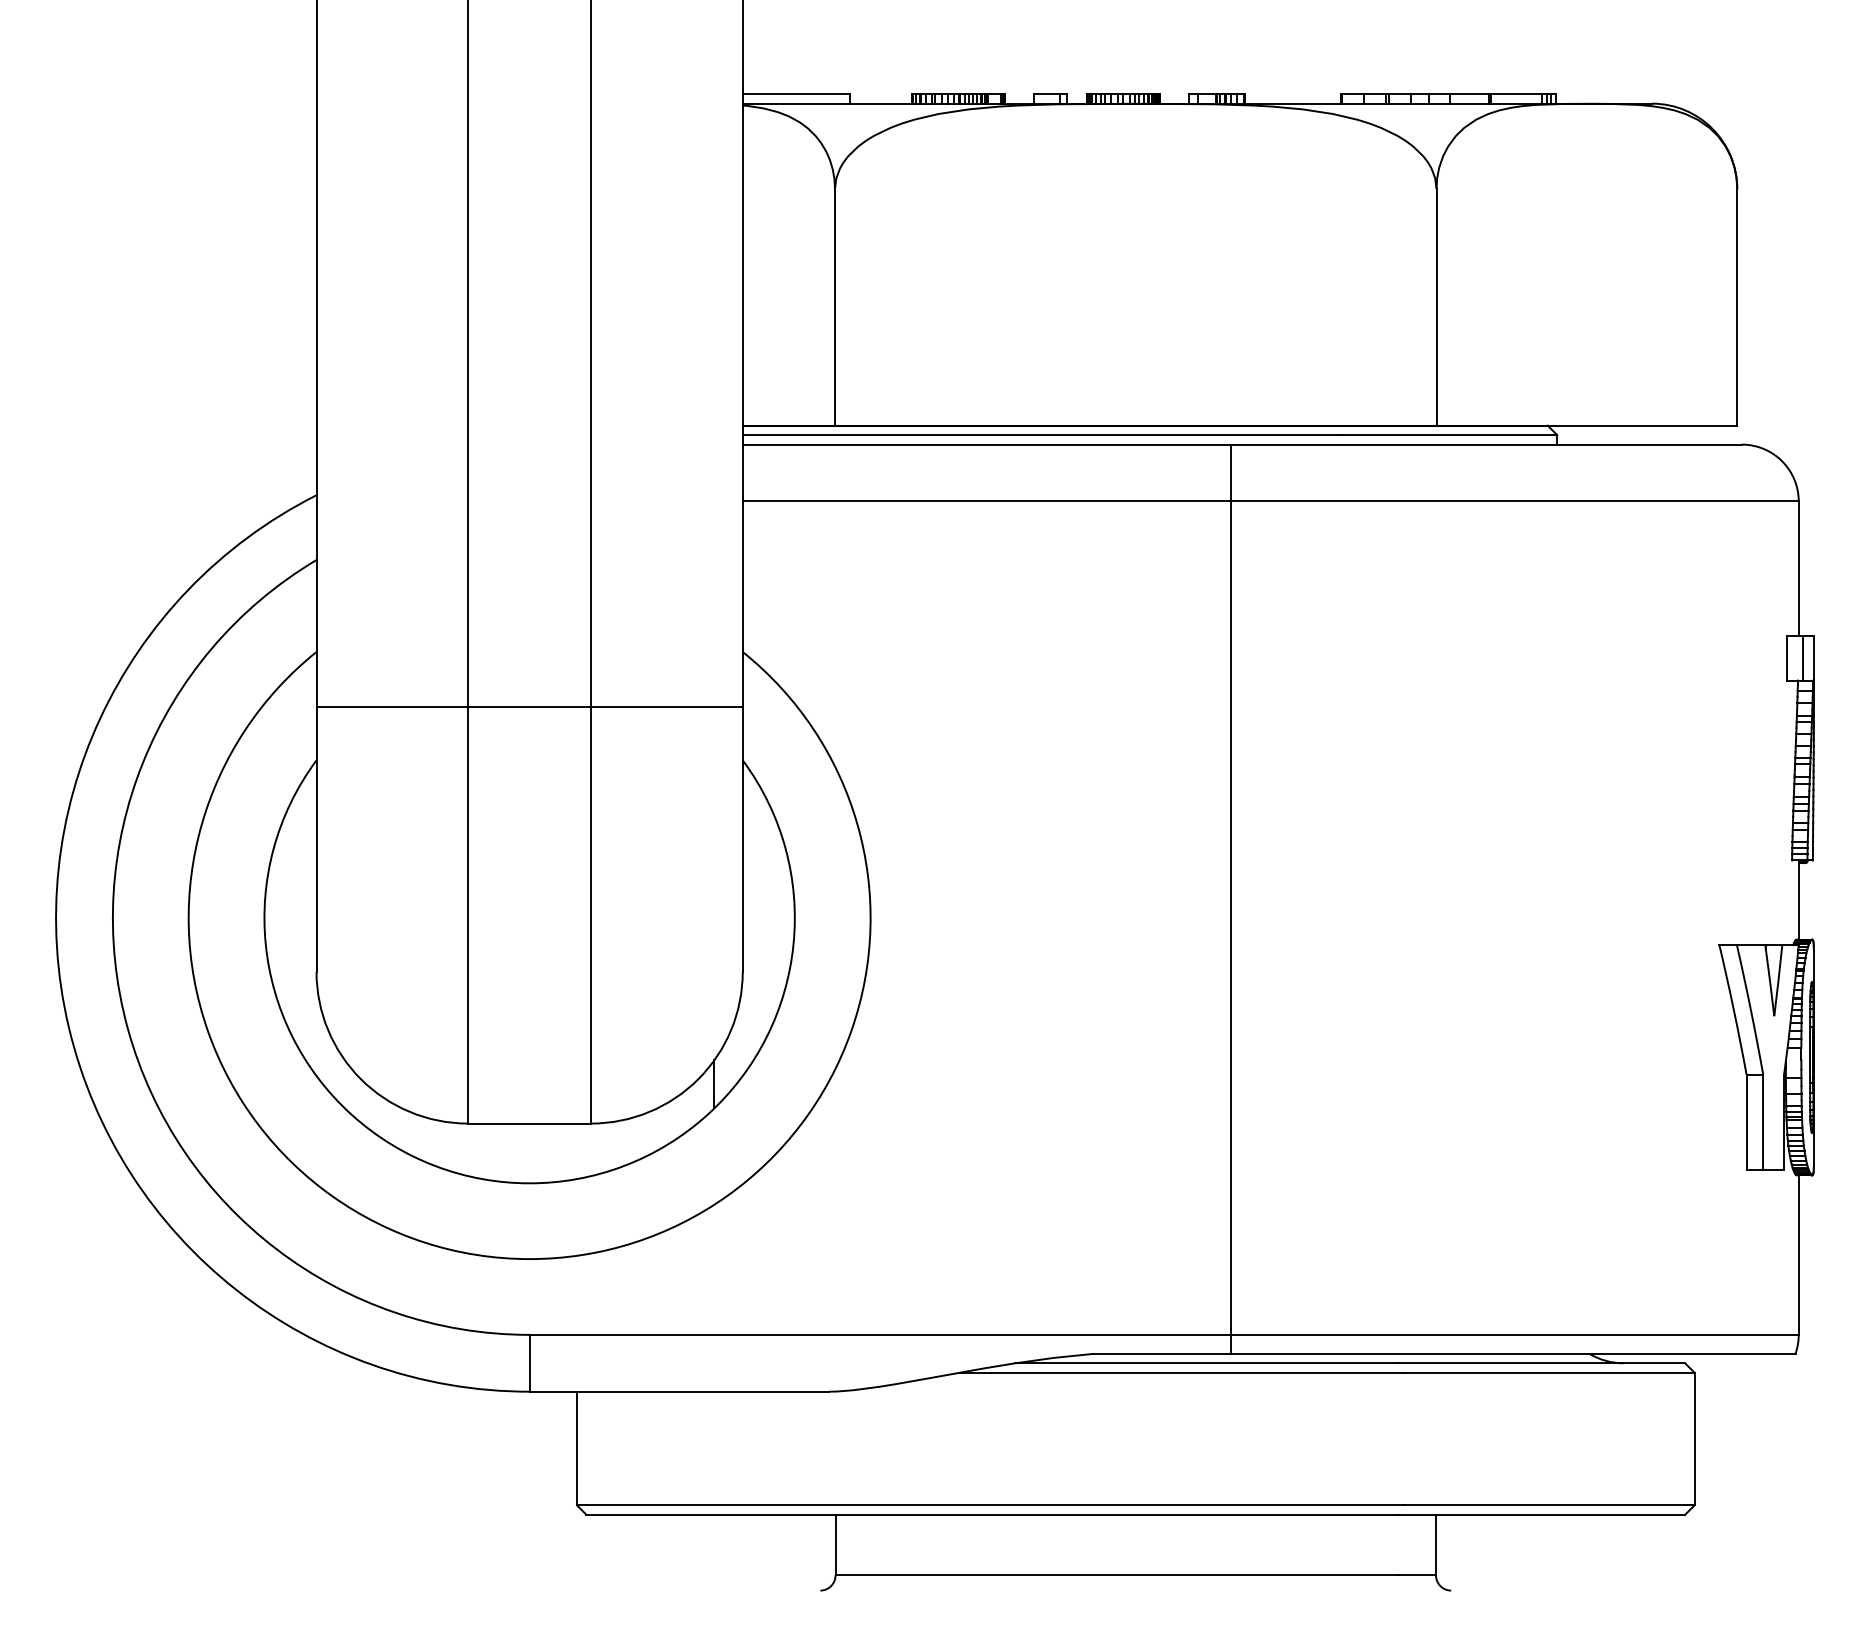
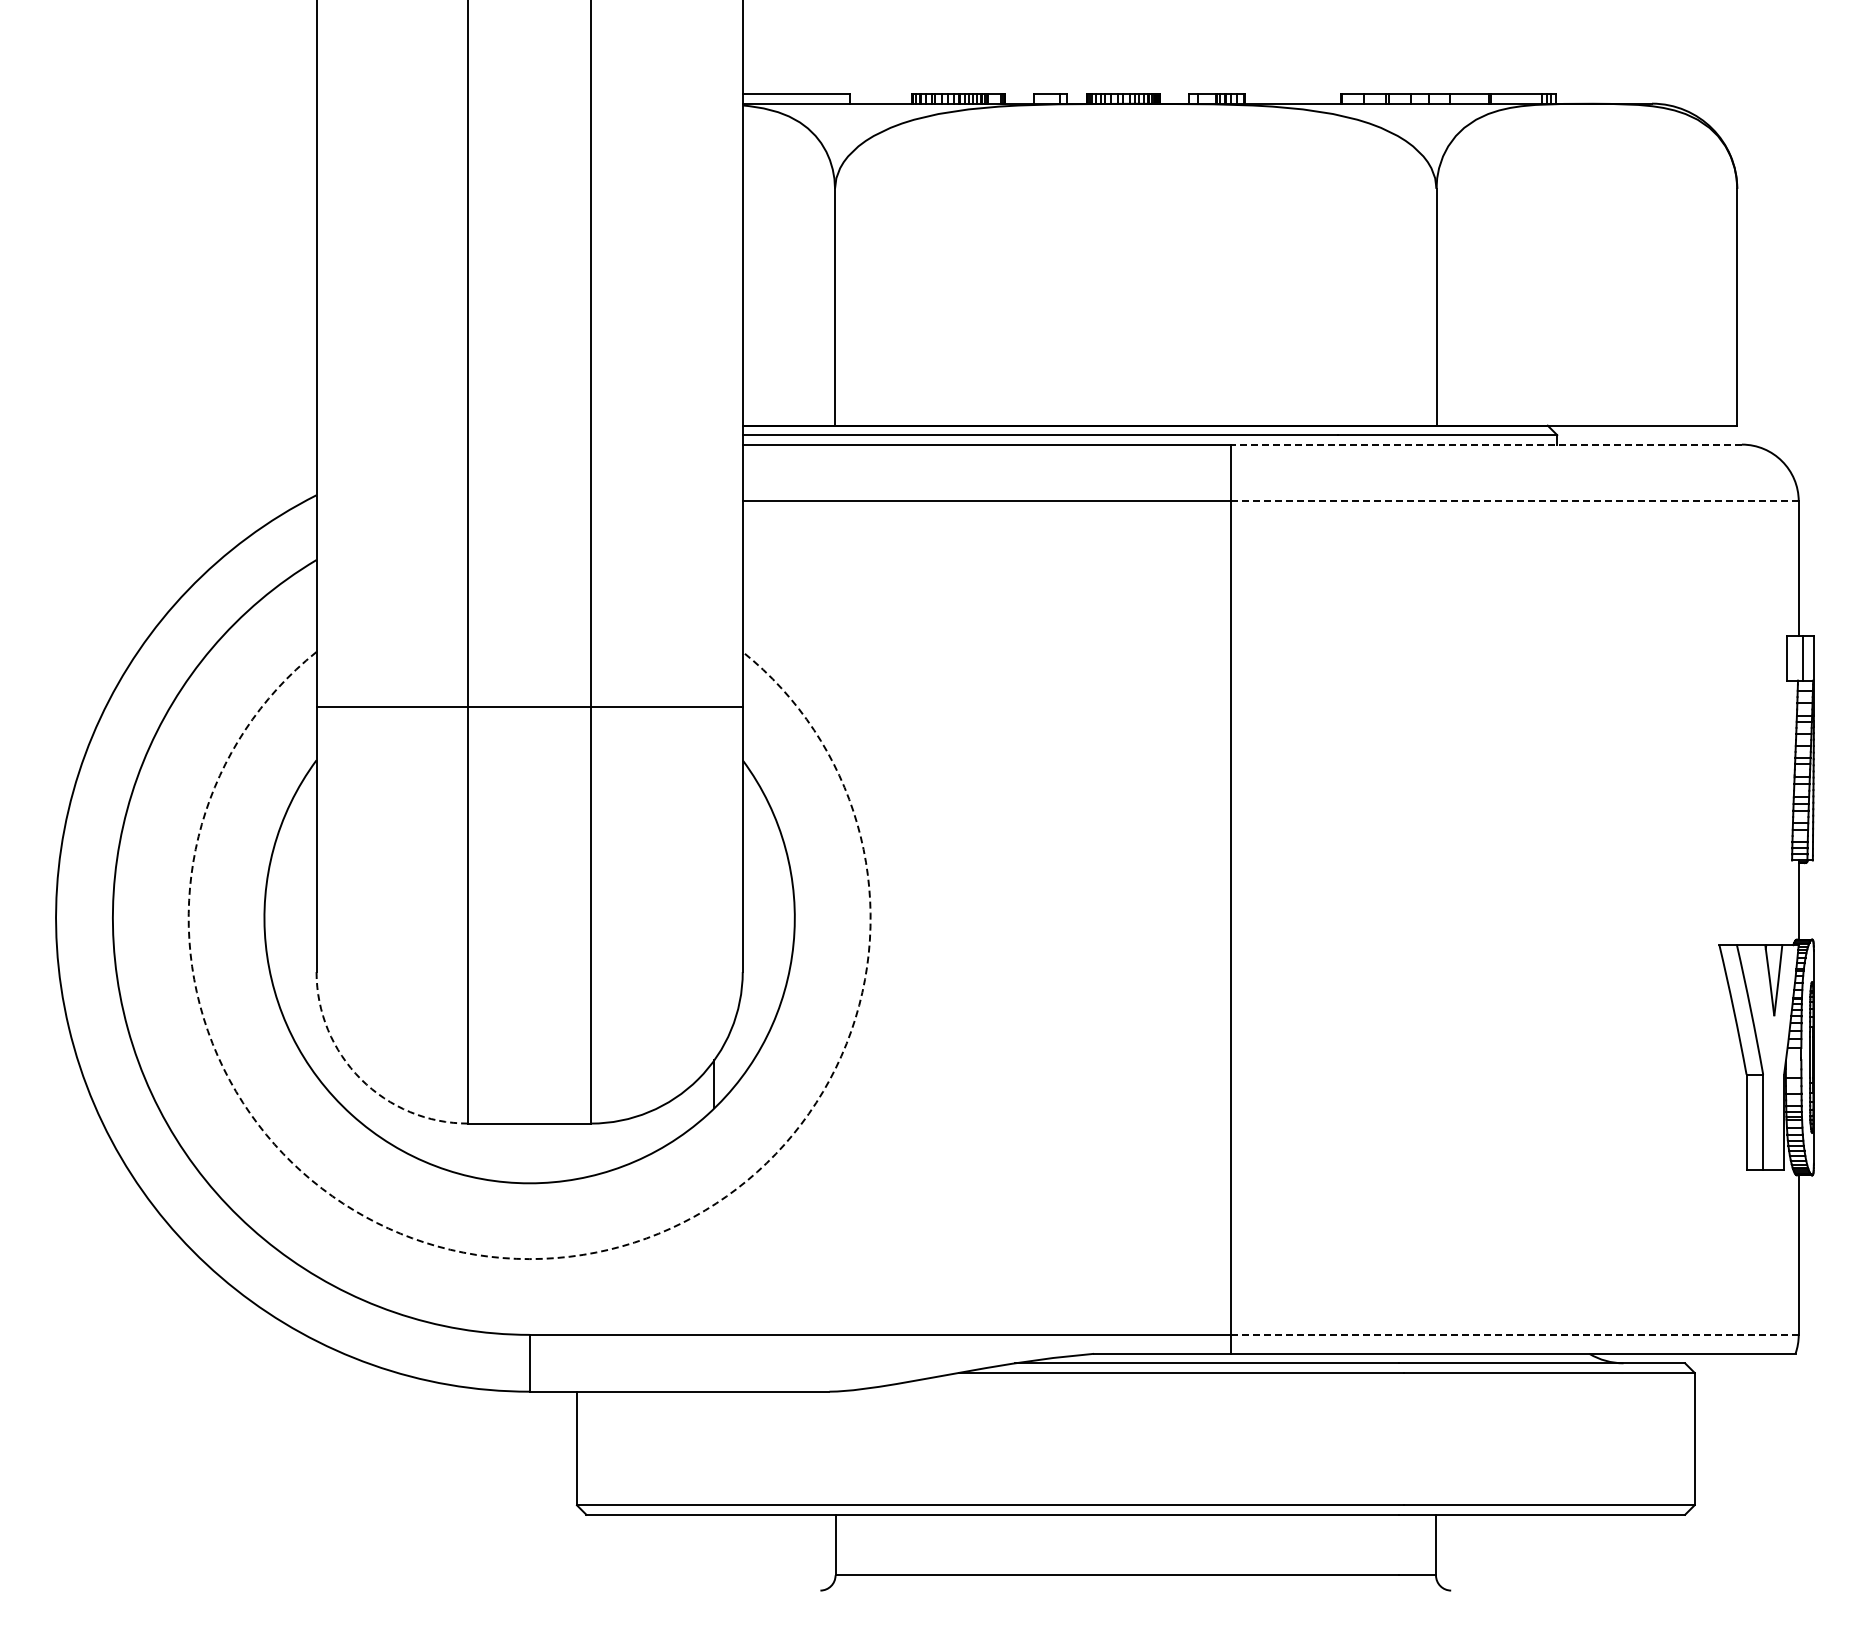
line: solid -> dashed (1486, 444)
line: solid -> dashed (1514, 501)
arc: solid -> dashed (360, 1079)
arc: solid -> dashed (529, 1259)
line: solid -> dashed (1514, 1334)
